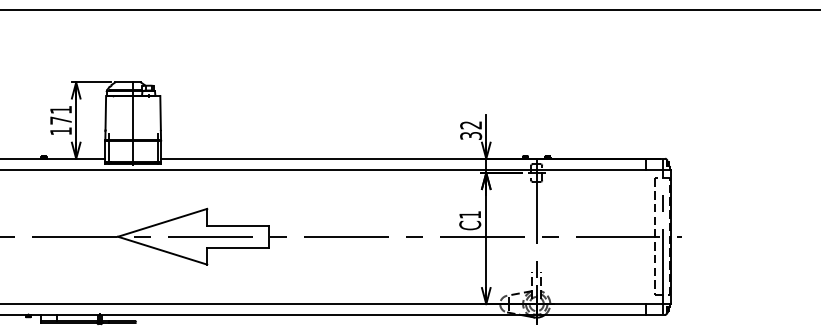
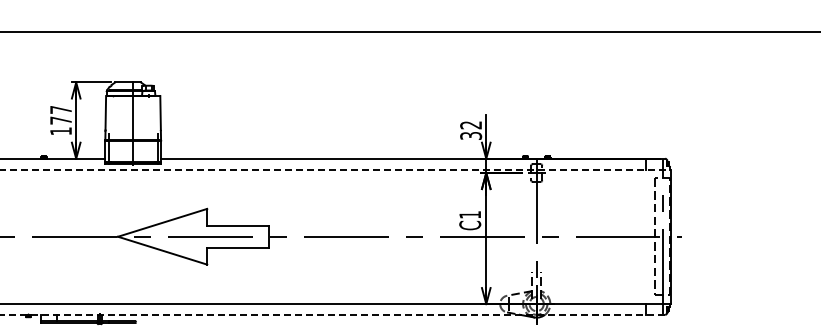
line position: (409, 10) -> (409, 32) (409, 32)
text: 171 -> 177 (60, 109)
line: solid -> dashed (336, 169)
line: solid -> dashed (332, 314)
